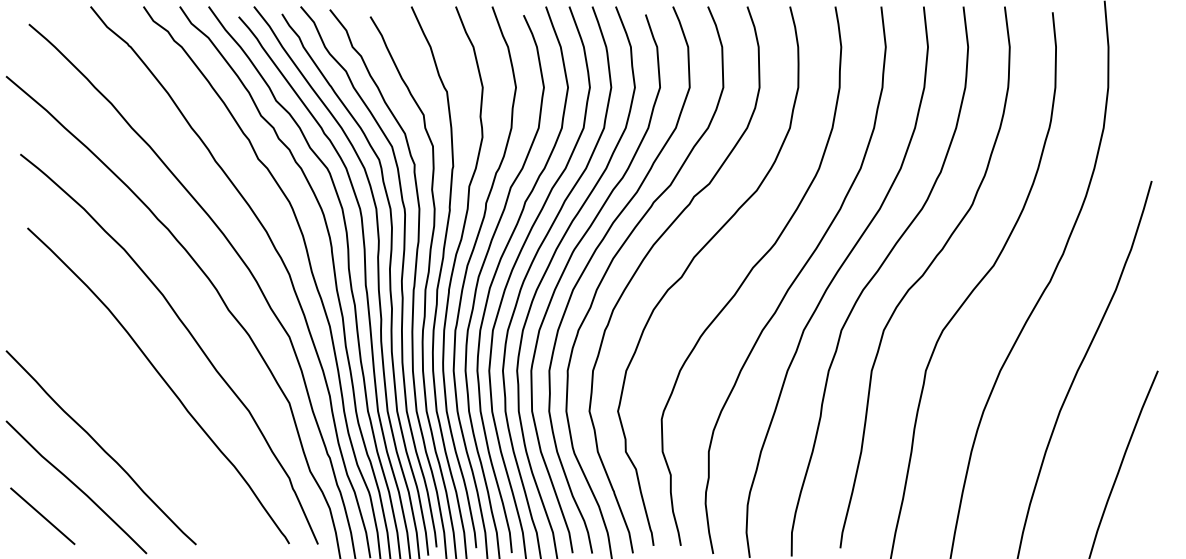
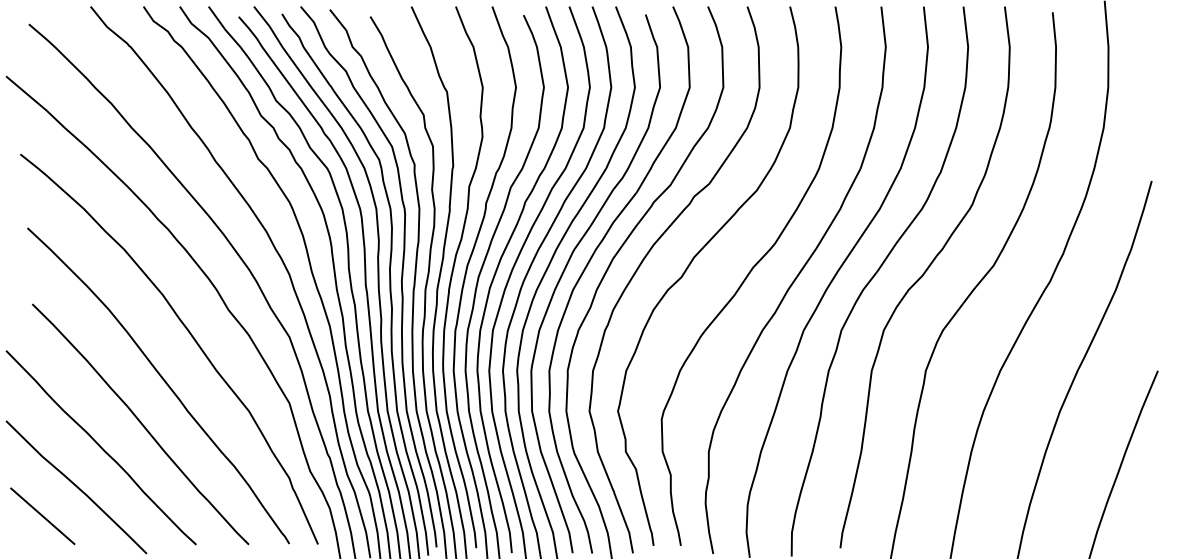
curve: none -> present (140, 423)
